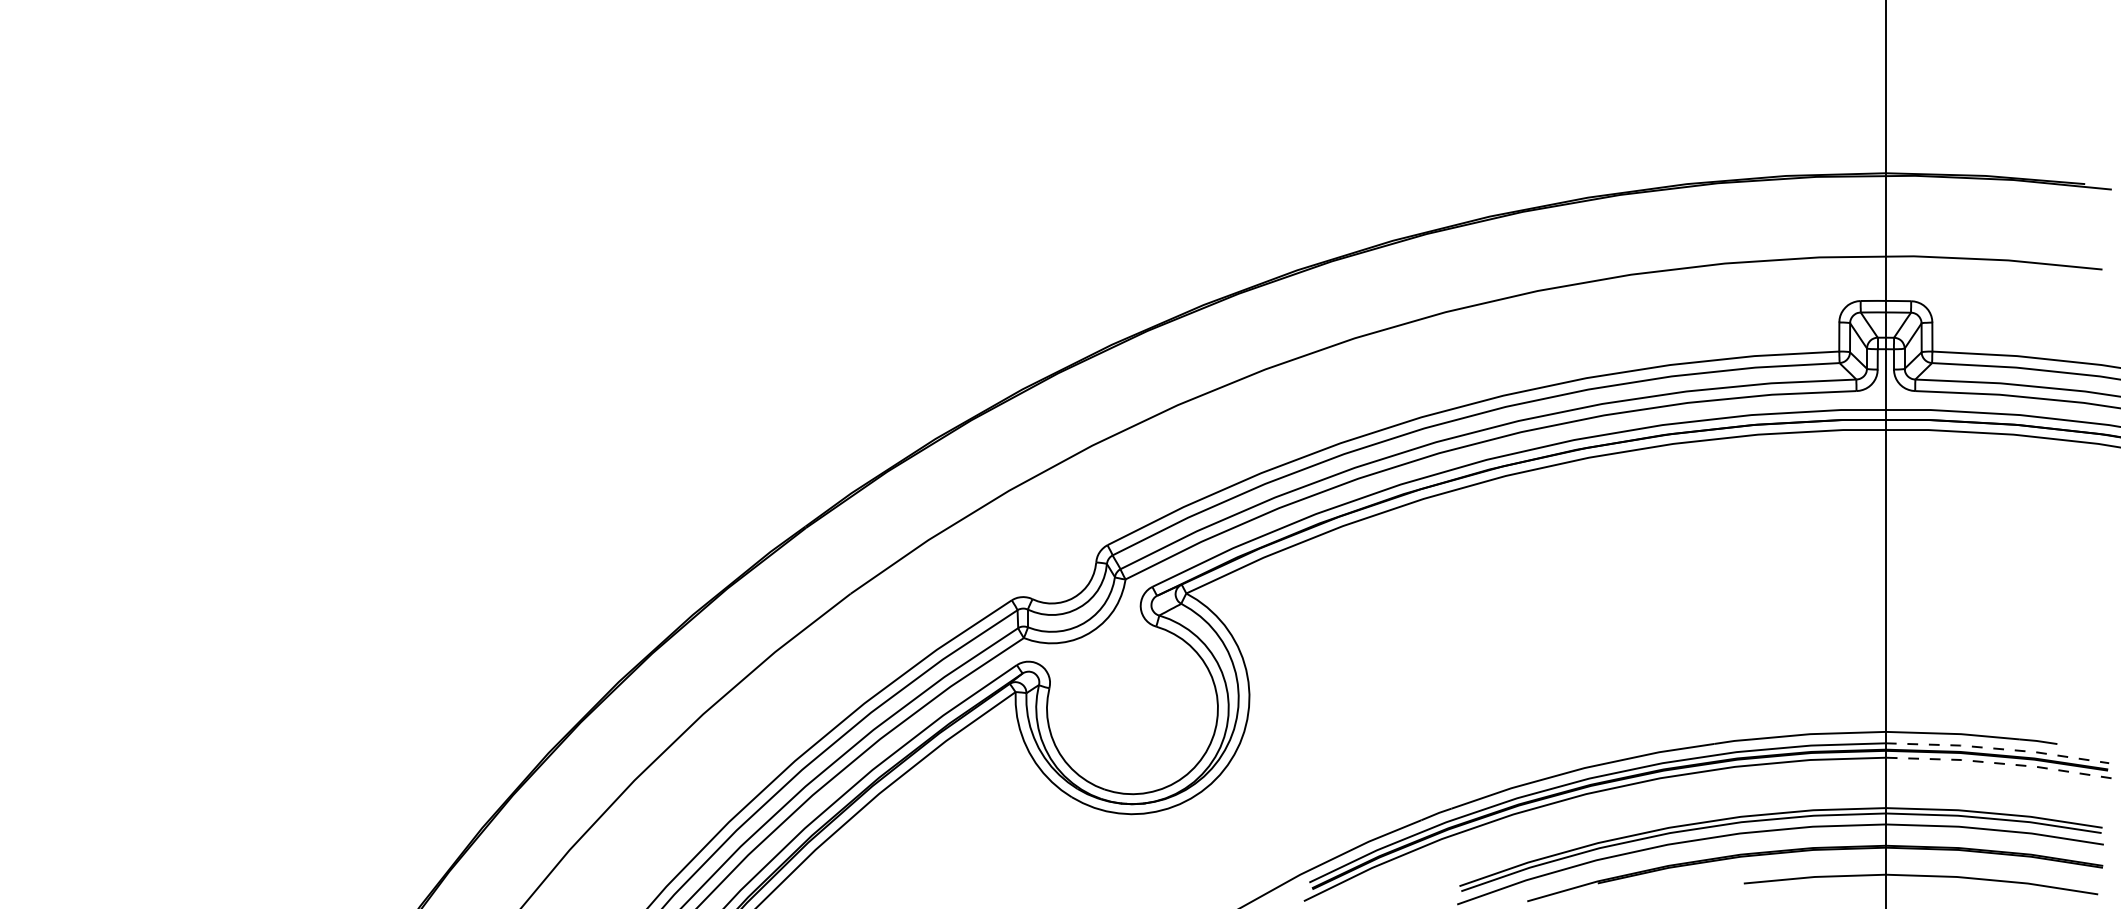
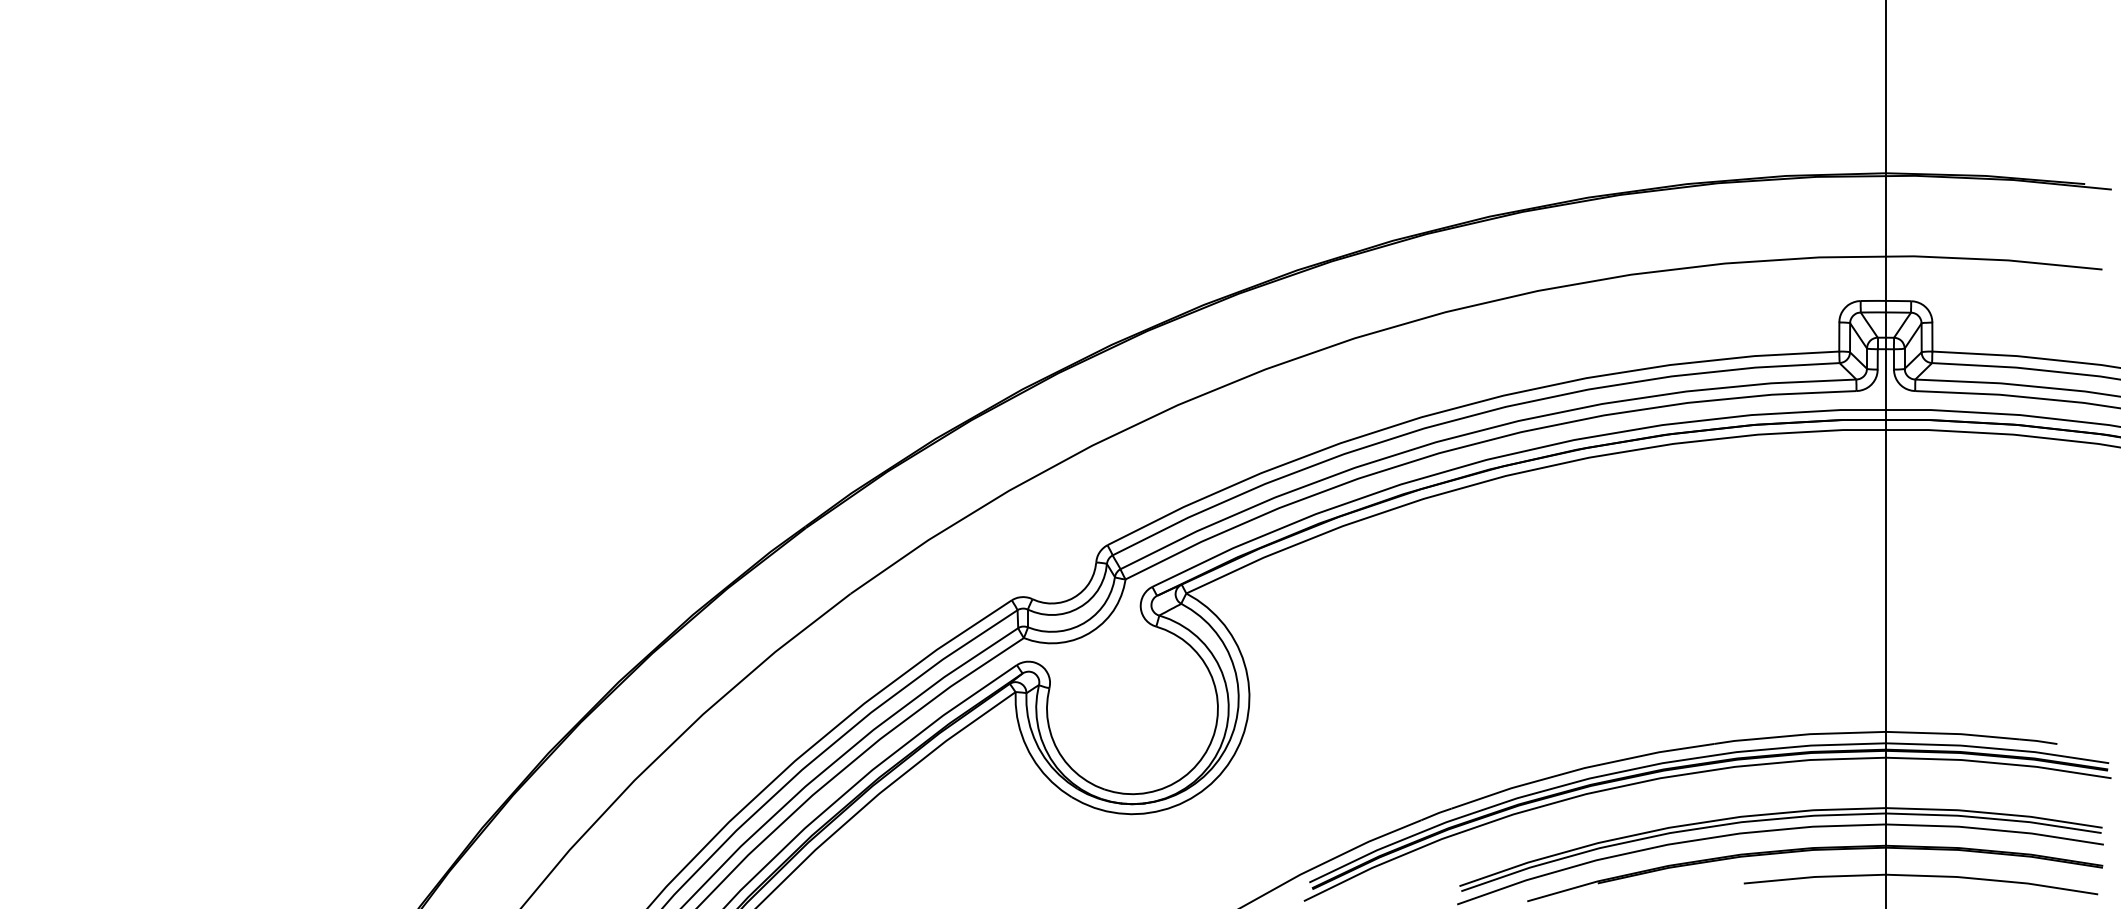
line: dashed -> solid (1998, 748)
line: dashed -> solid (1999, 763)
